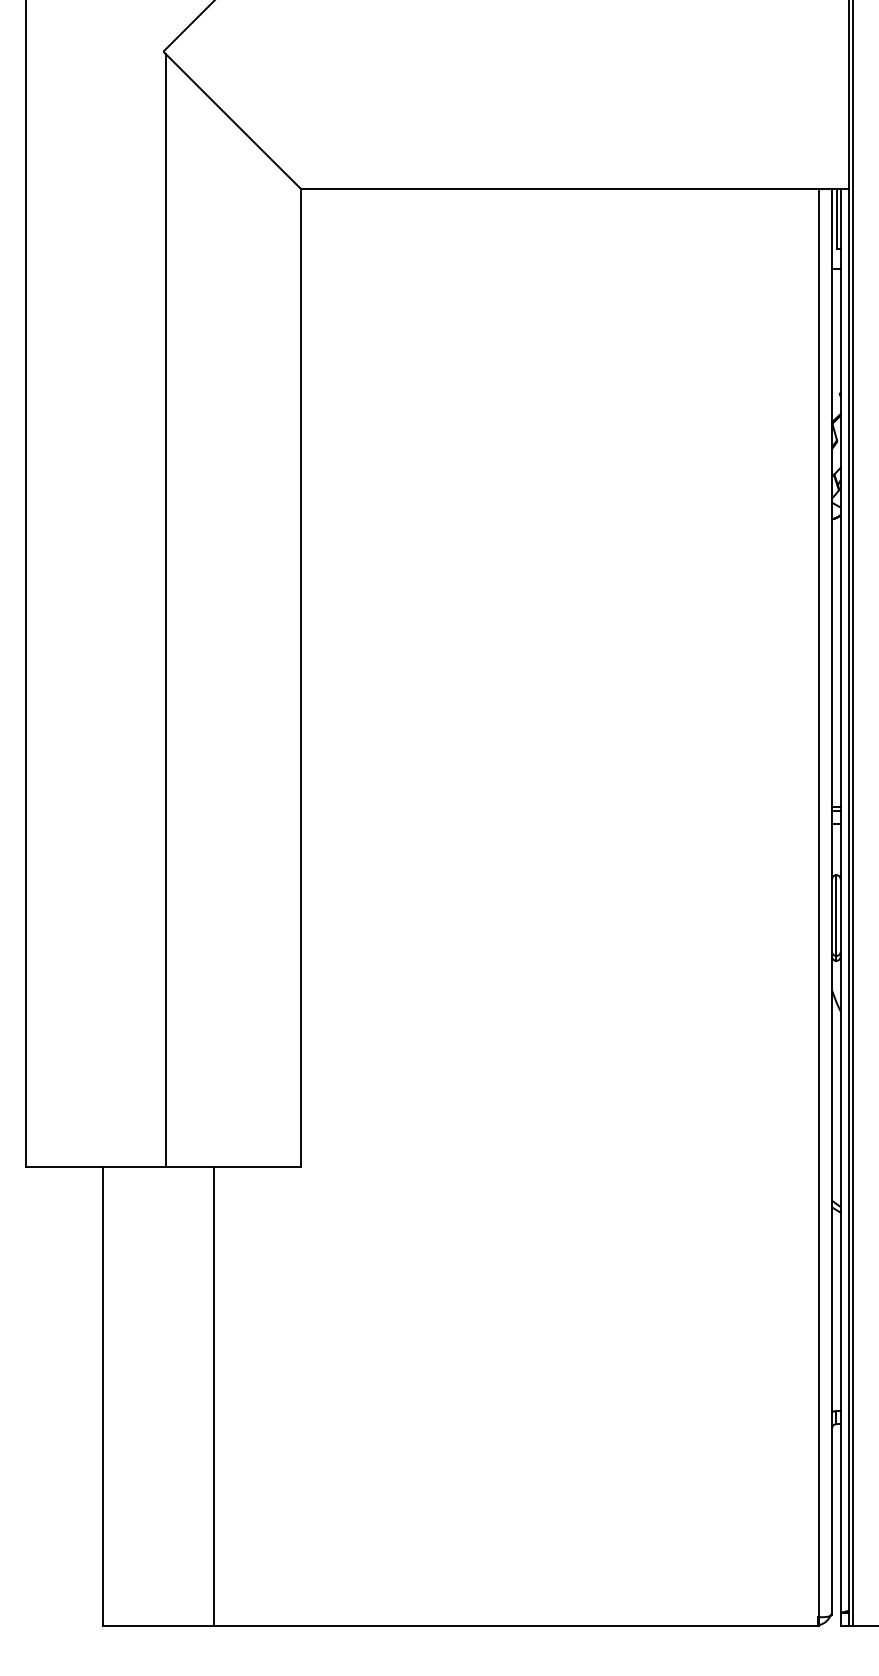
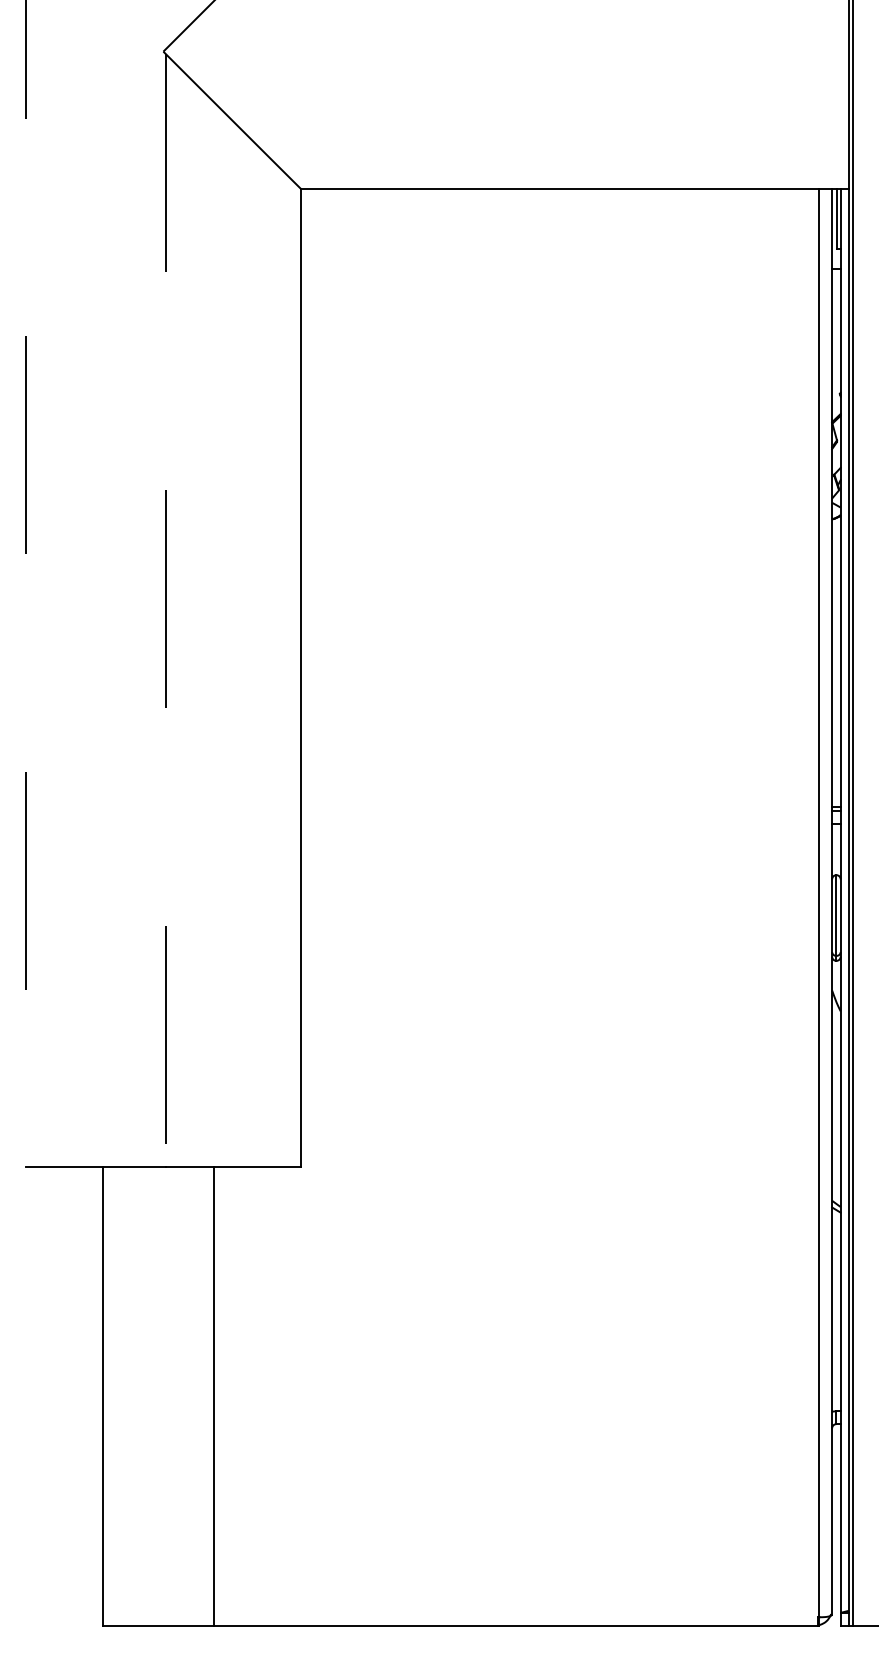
line: solid -> dashed (26, 584)
line: solid -> dashed (166, 611)
